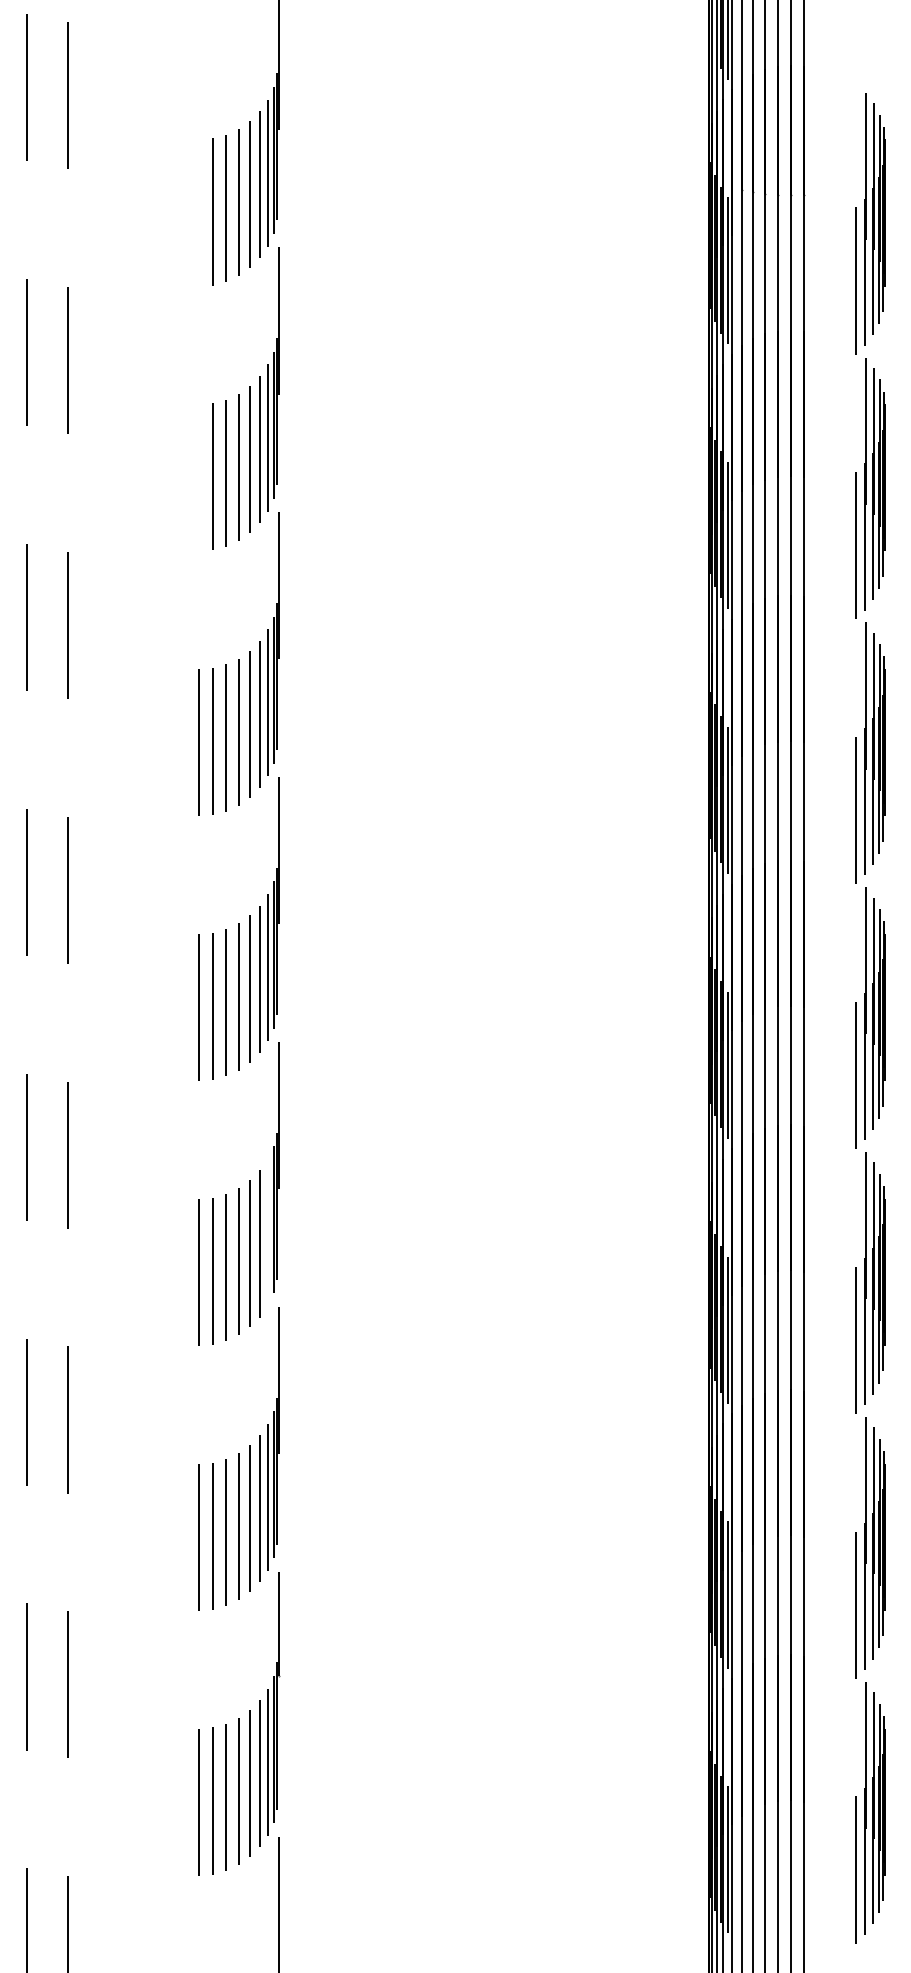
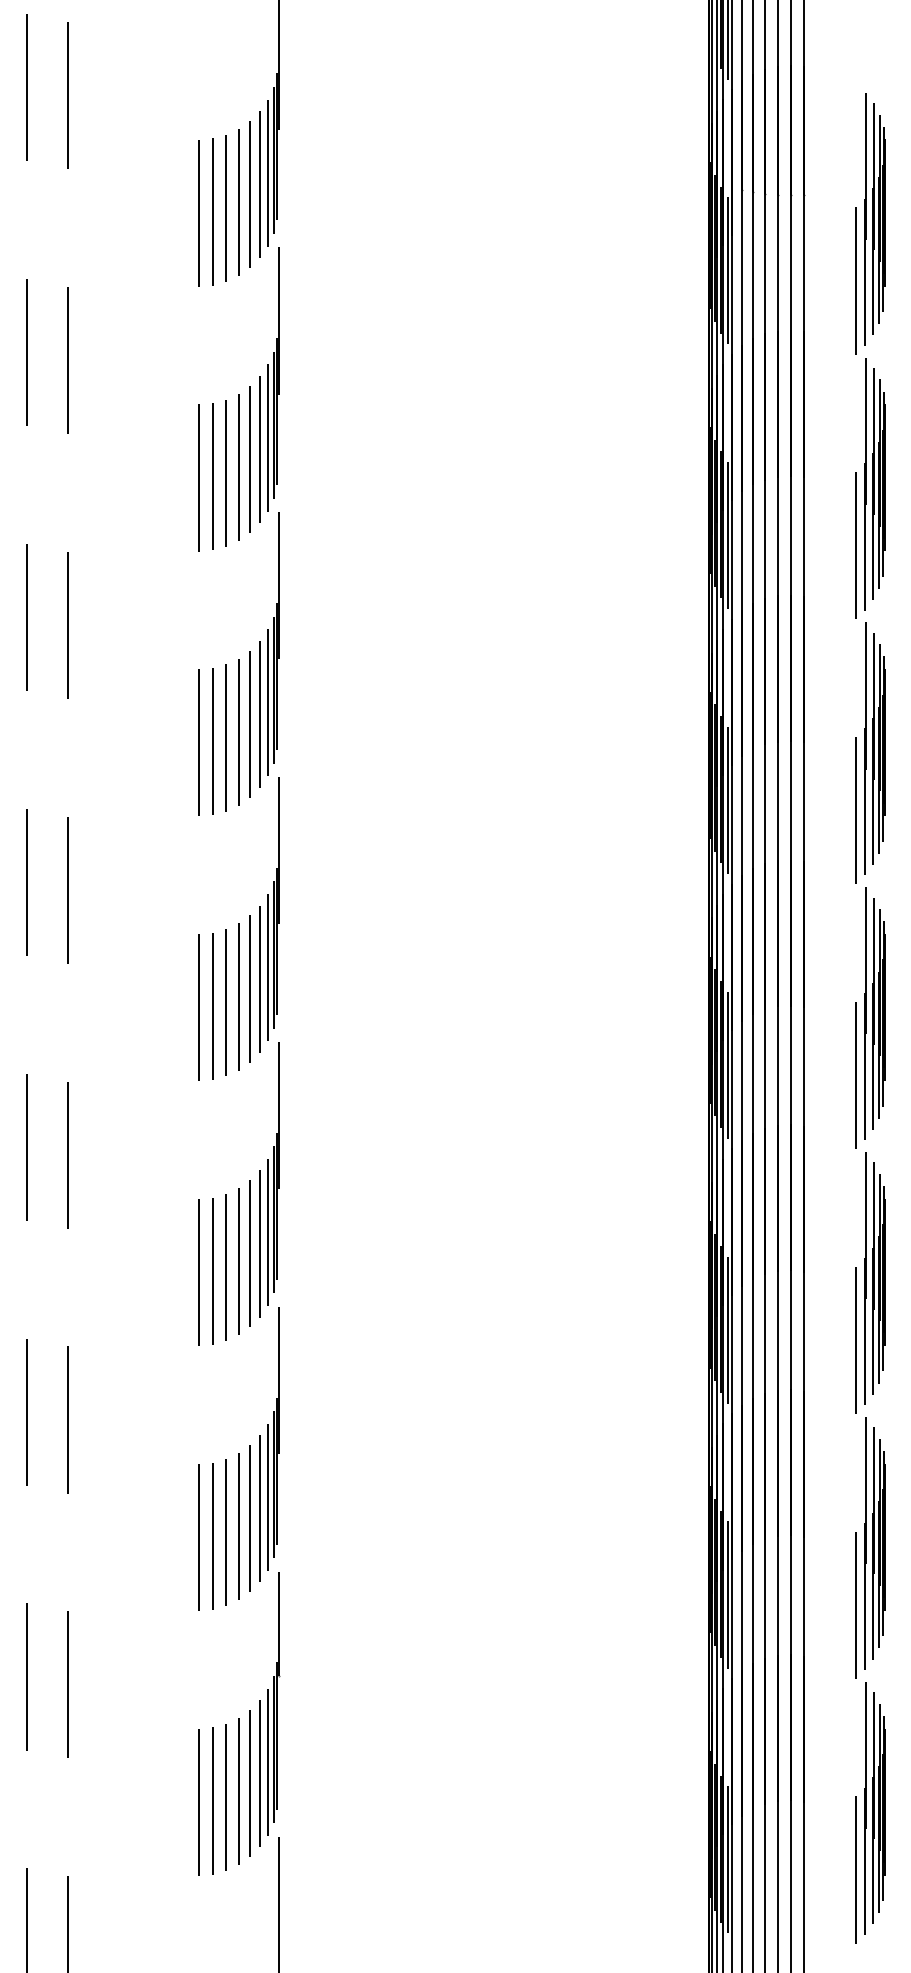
line: none -> present (198, 212)
line: none -> present (198, 477)
line: none -> present (268, 1232)
